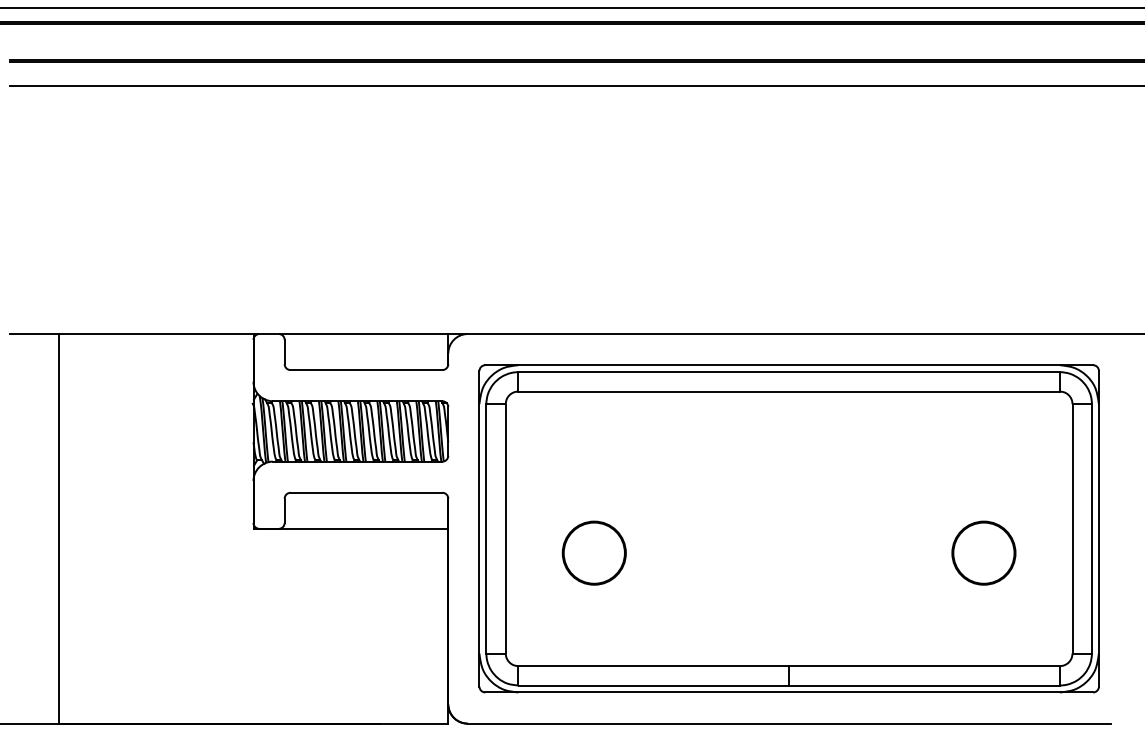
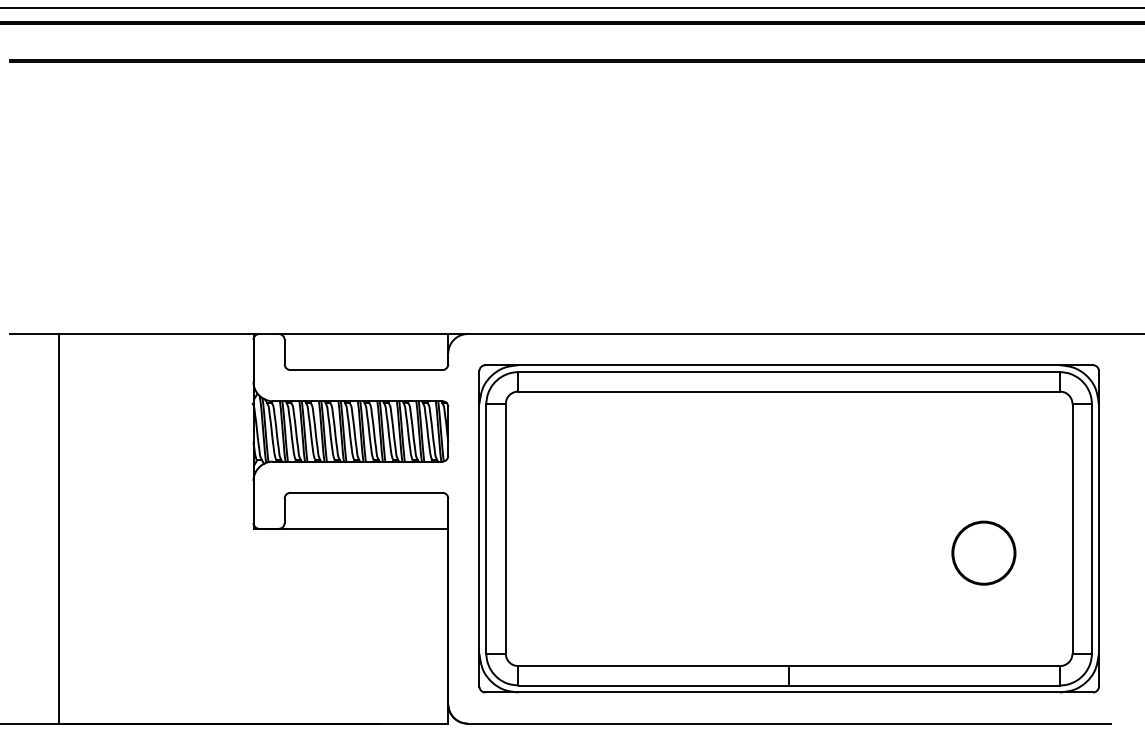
line: present -> none (575, 86)
circle: present -> none (593, 552)
